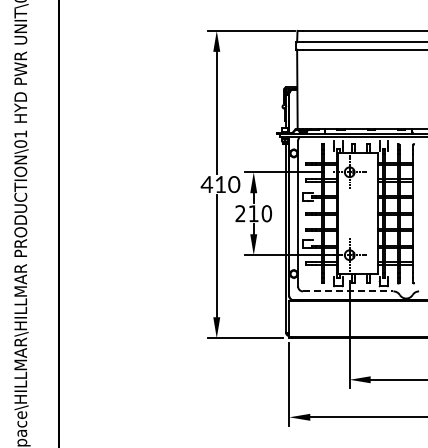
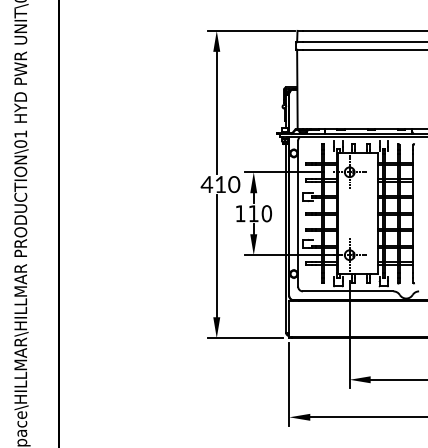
text: 210 -> 110 (240, 213)
line: dashed -> solid (348, 291)
